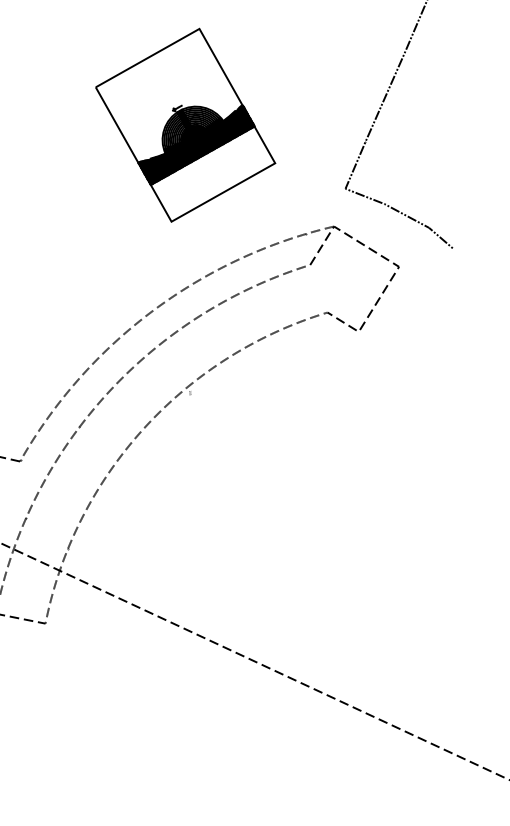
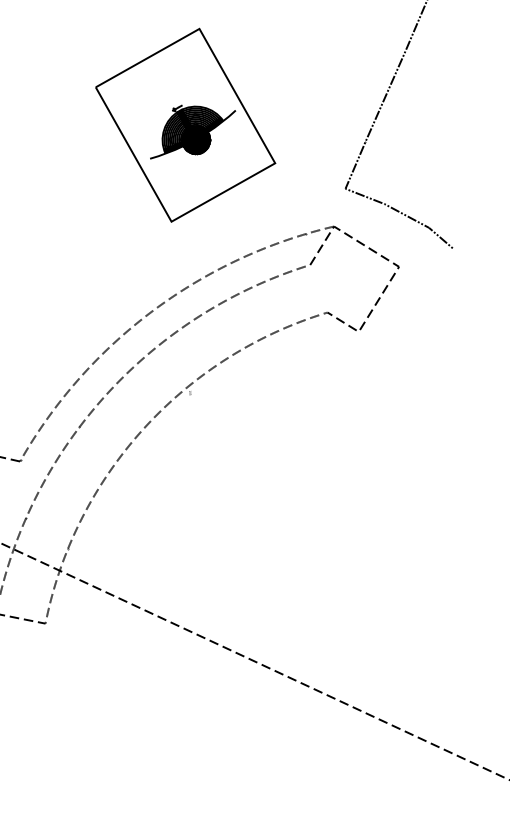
hatch: present -> none (196, 144)
